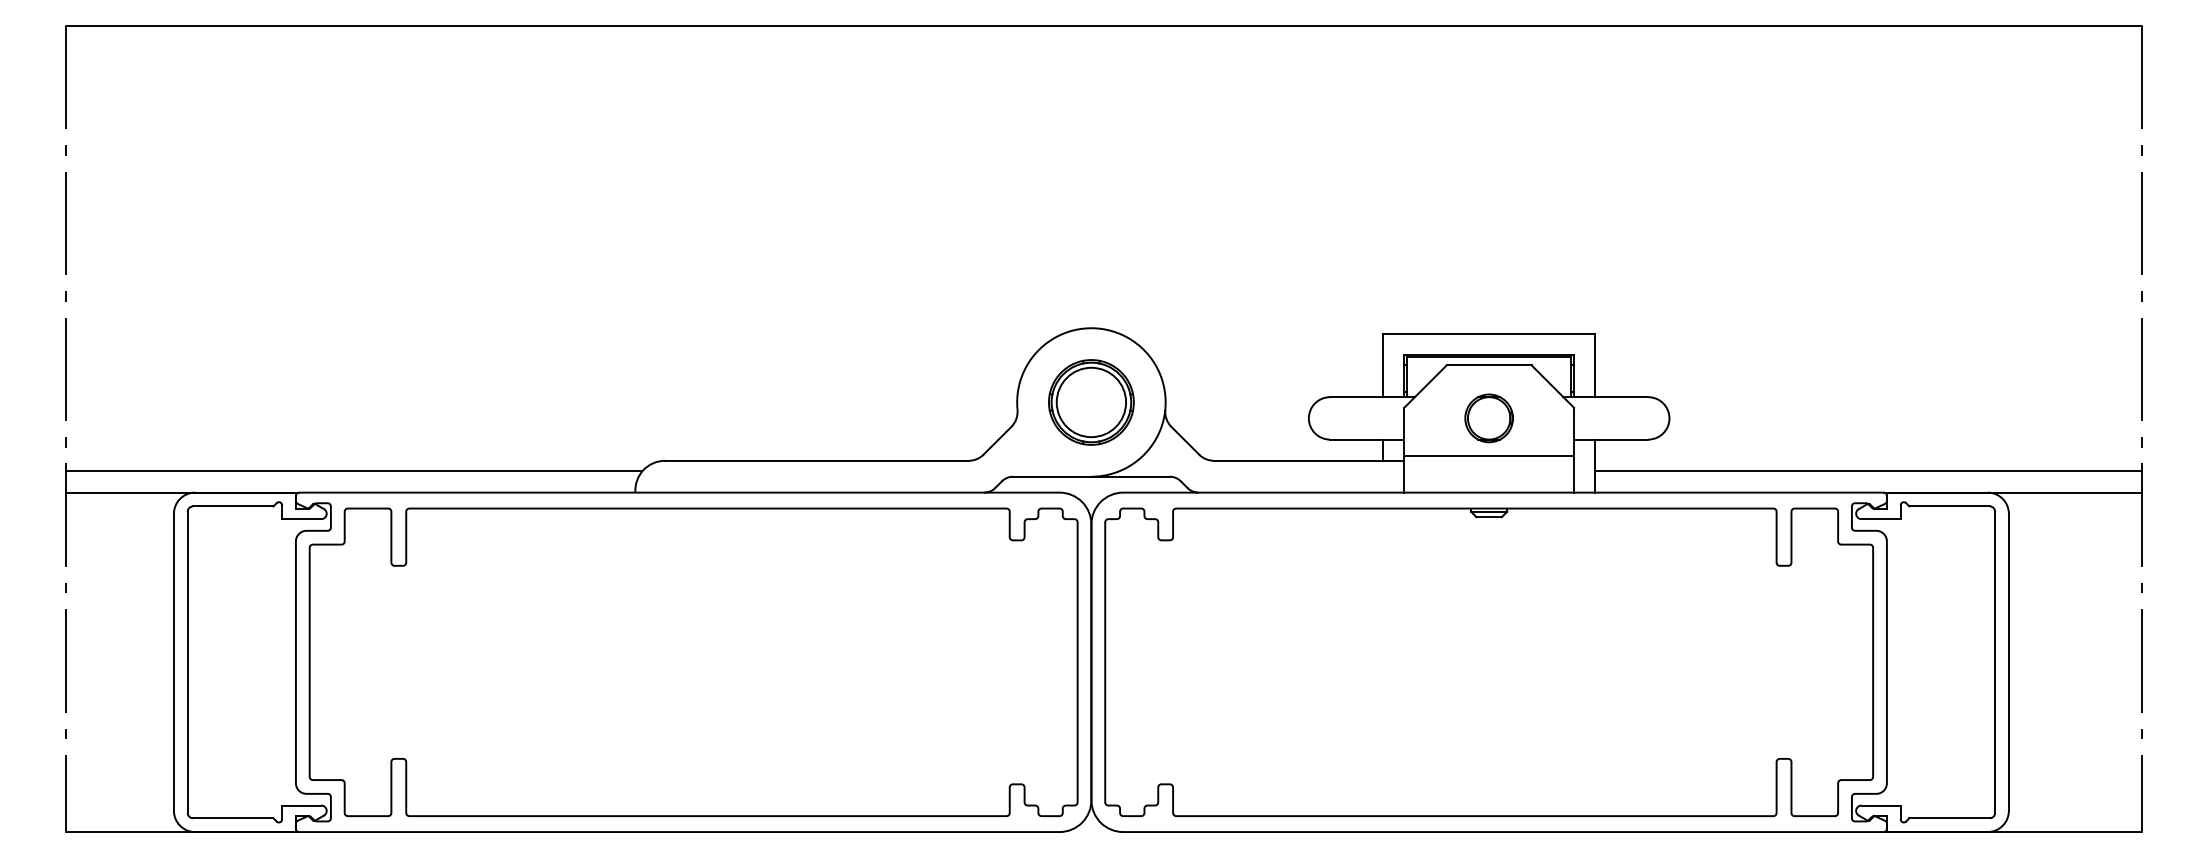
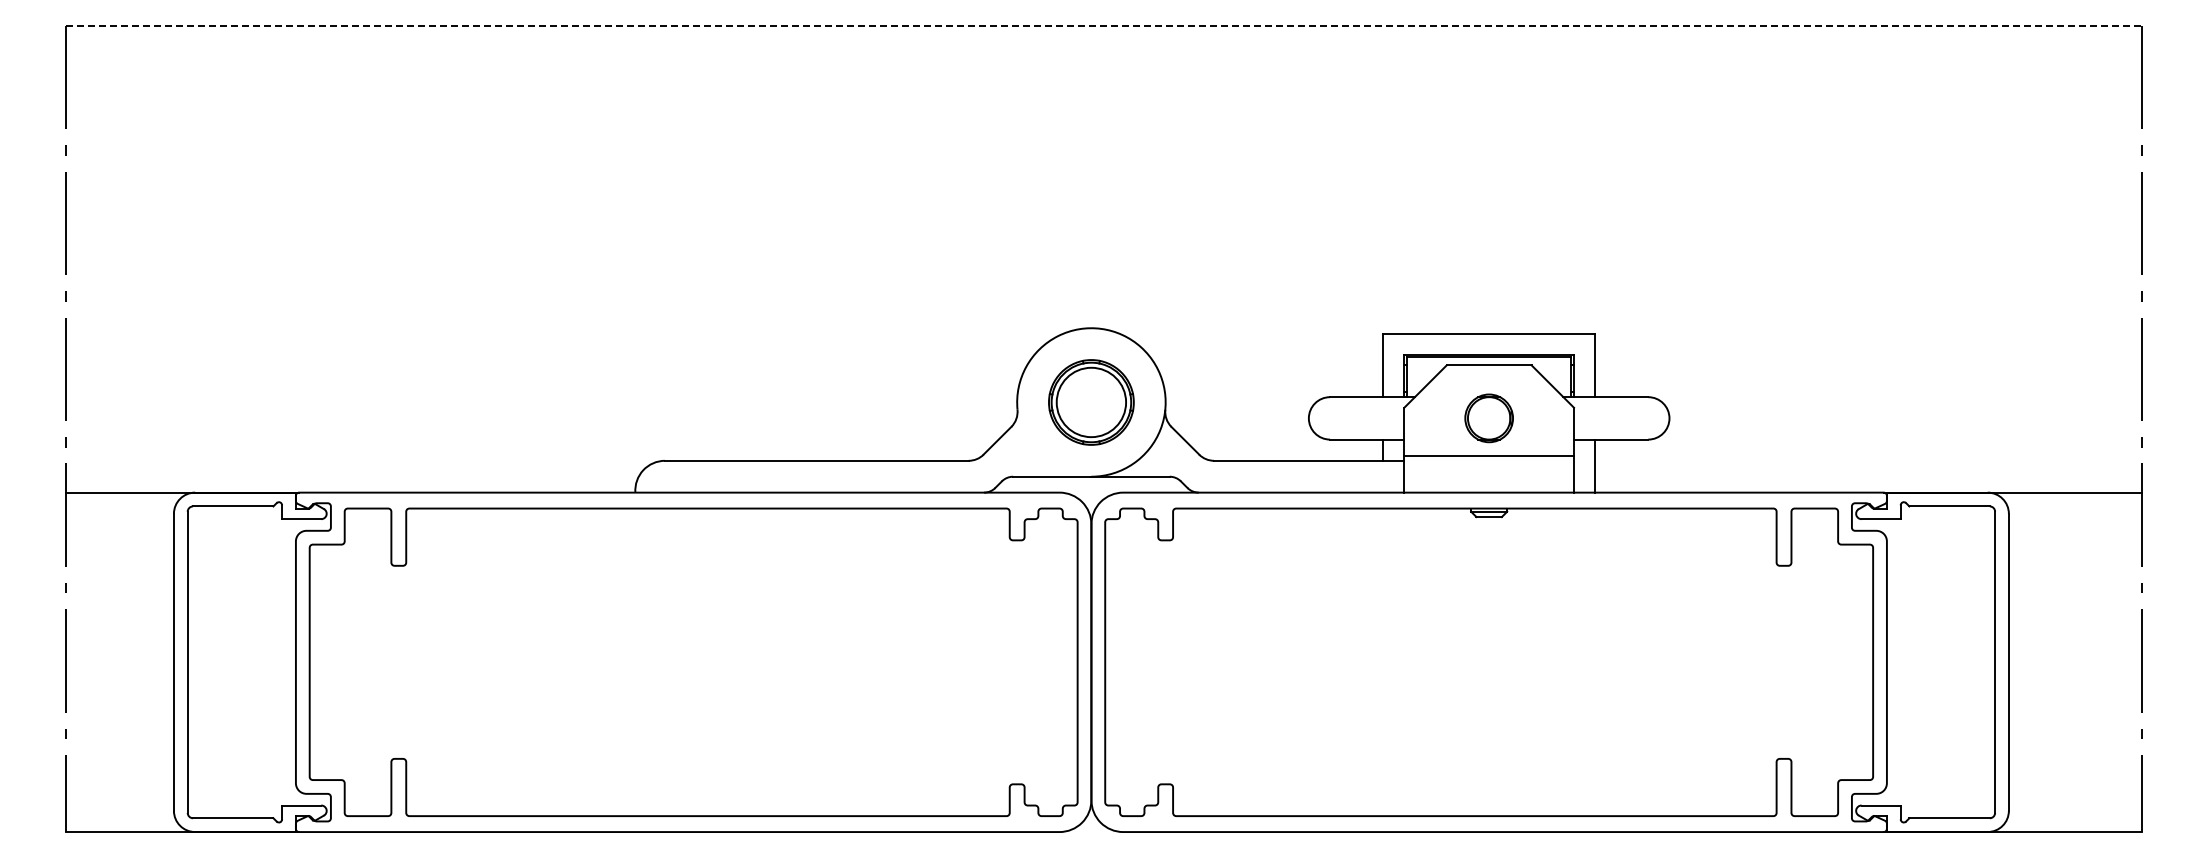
line: solid -> dashed (1104, 25)
line: present -> none (354, 471)
line: present -> none (1868, 471)
